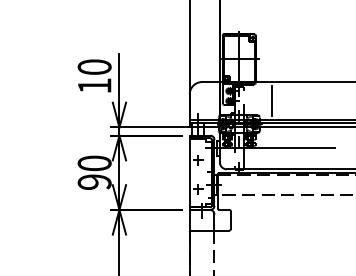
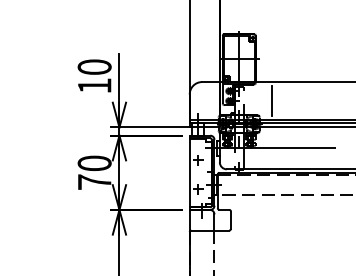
text: 90 -> 70 (94, 181)
